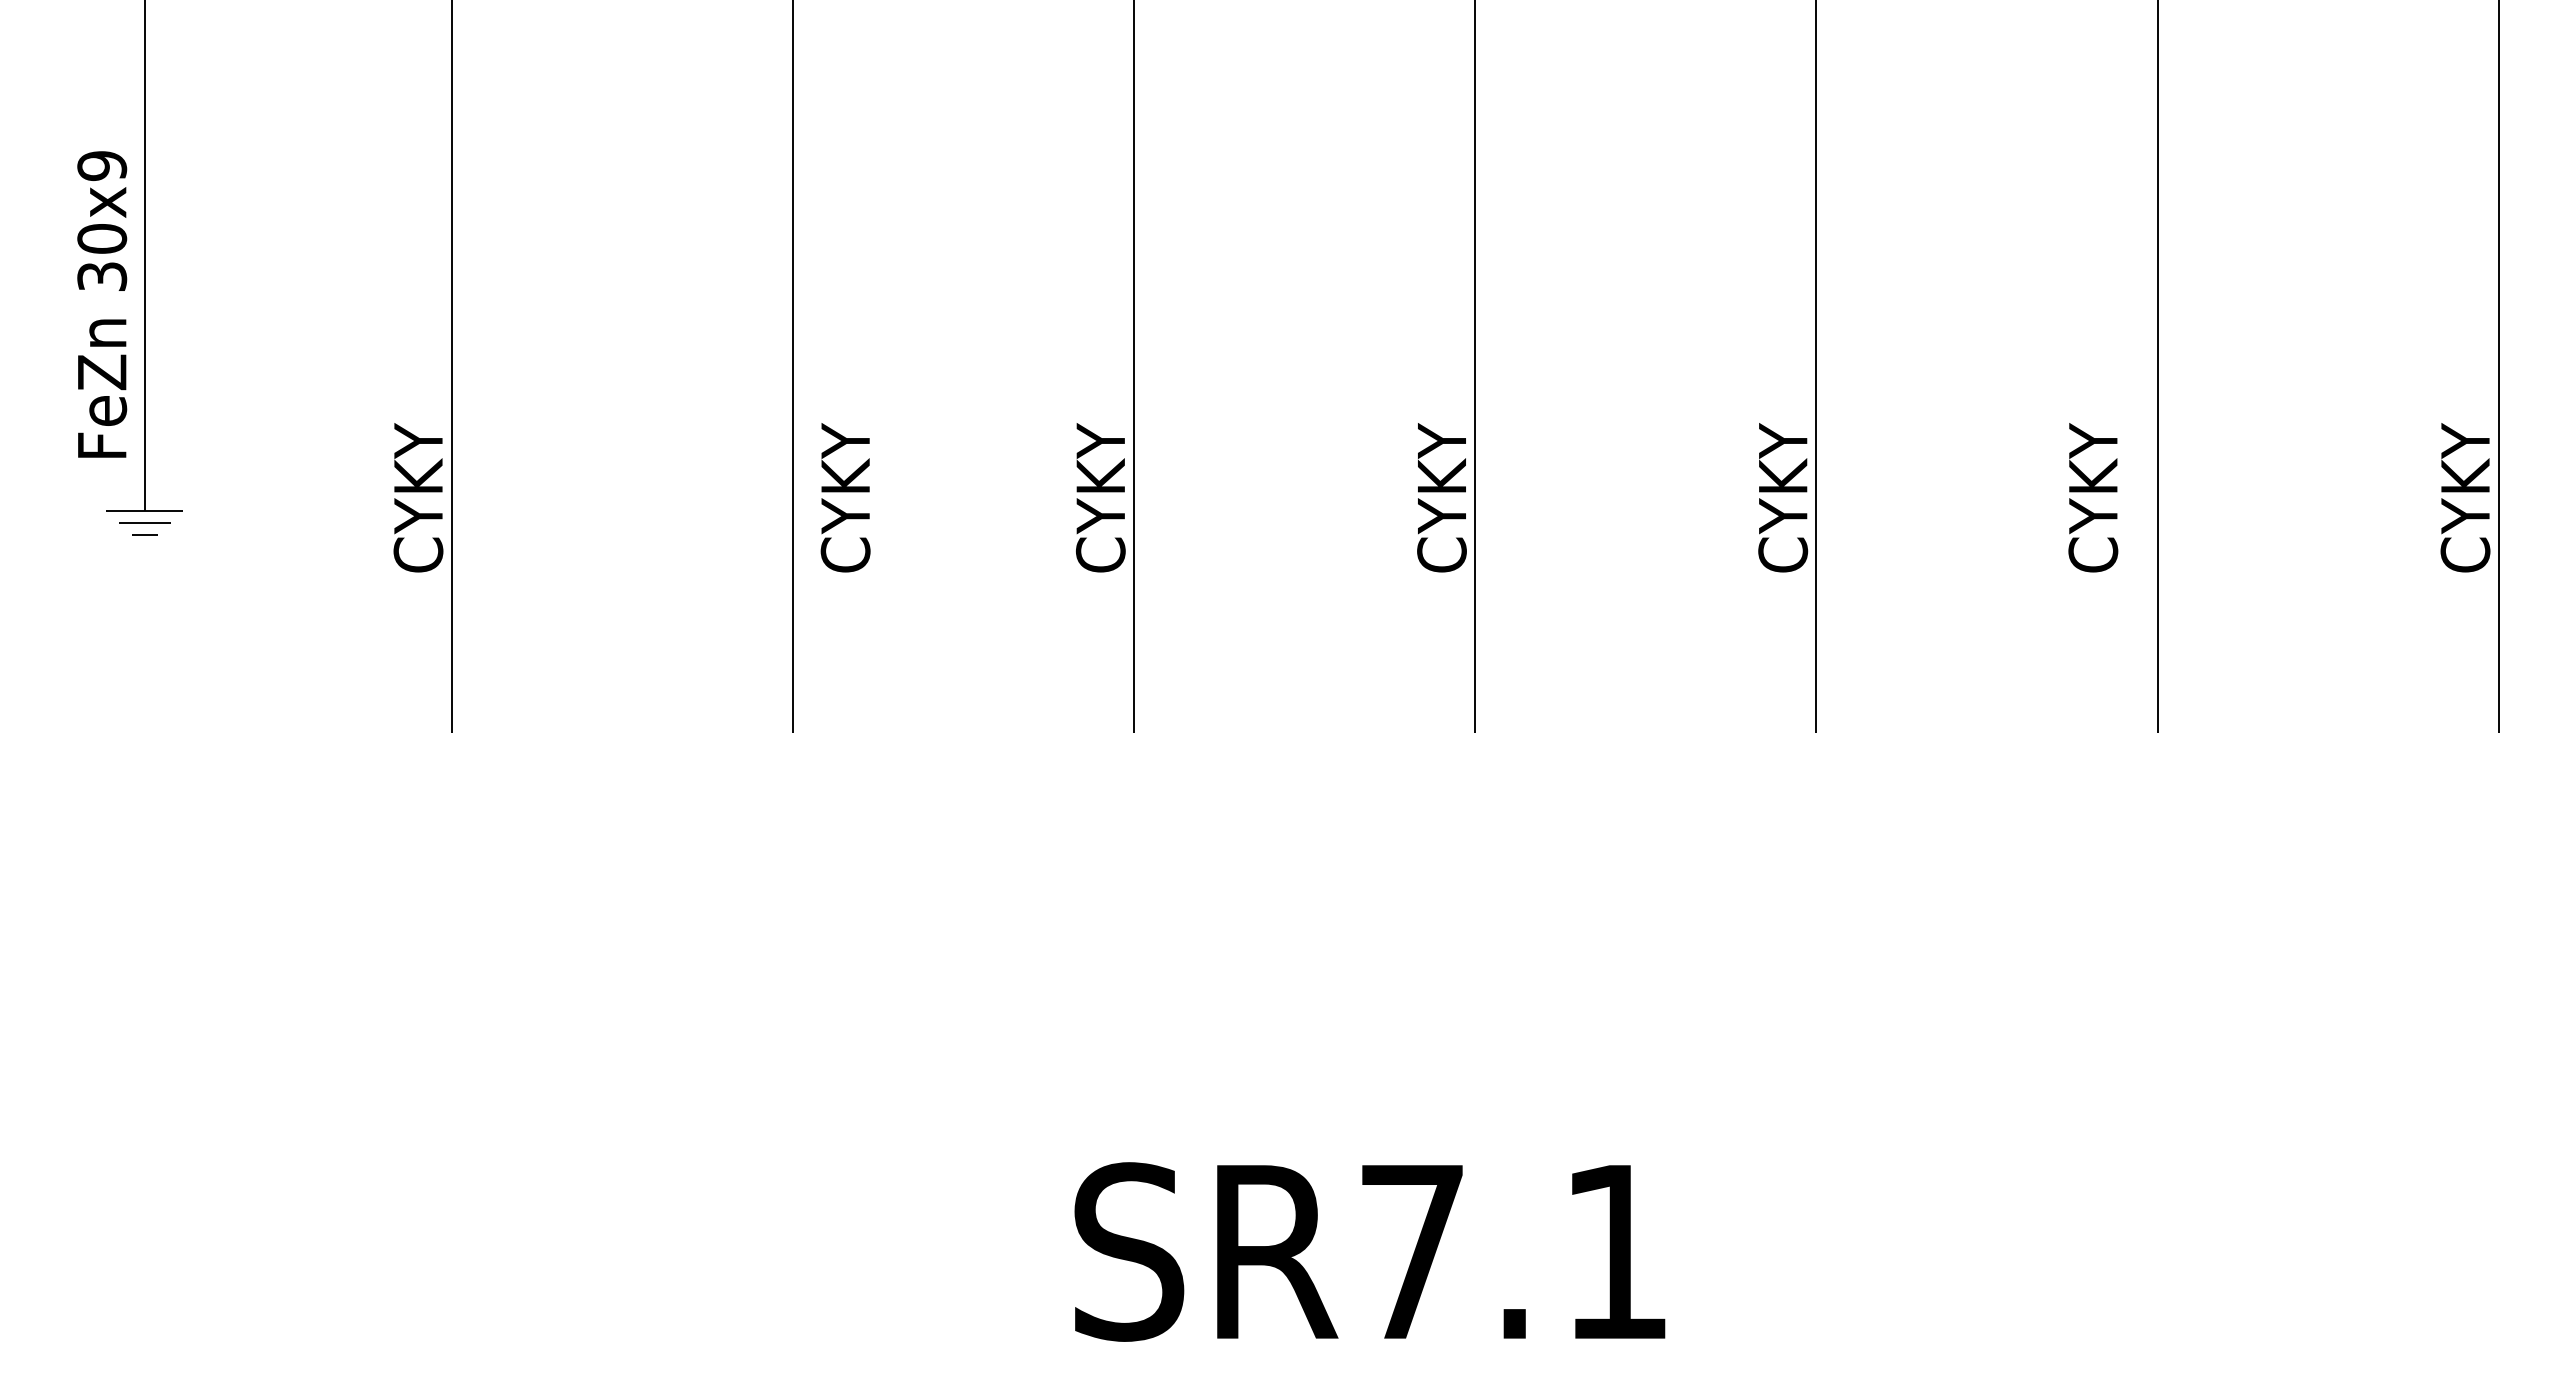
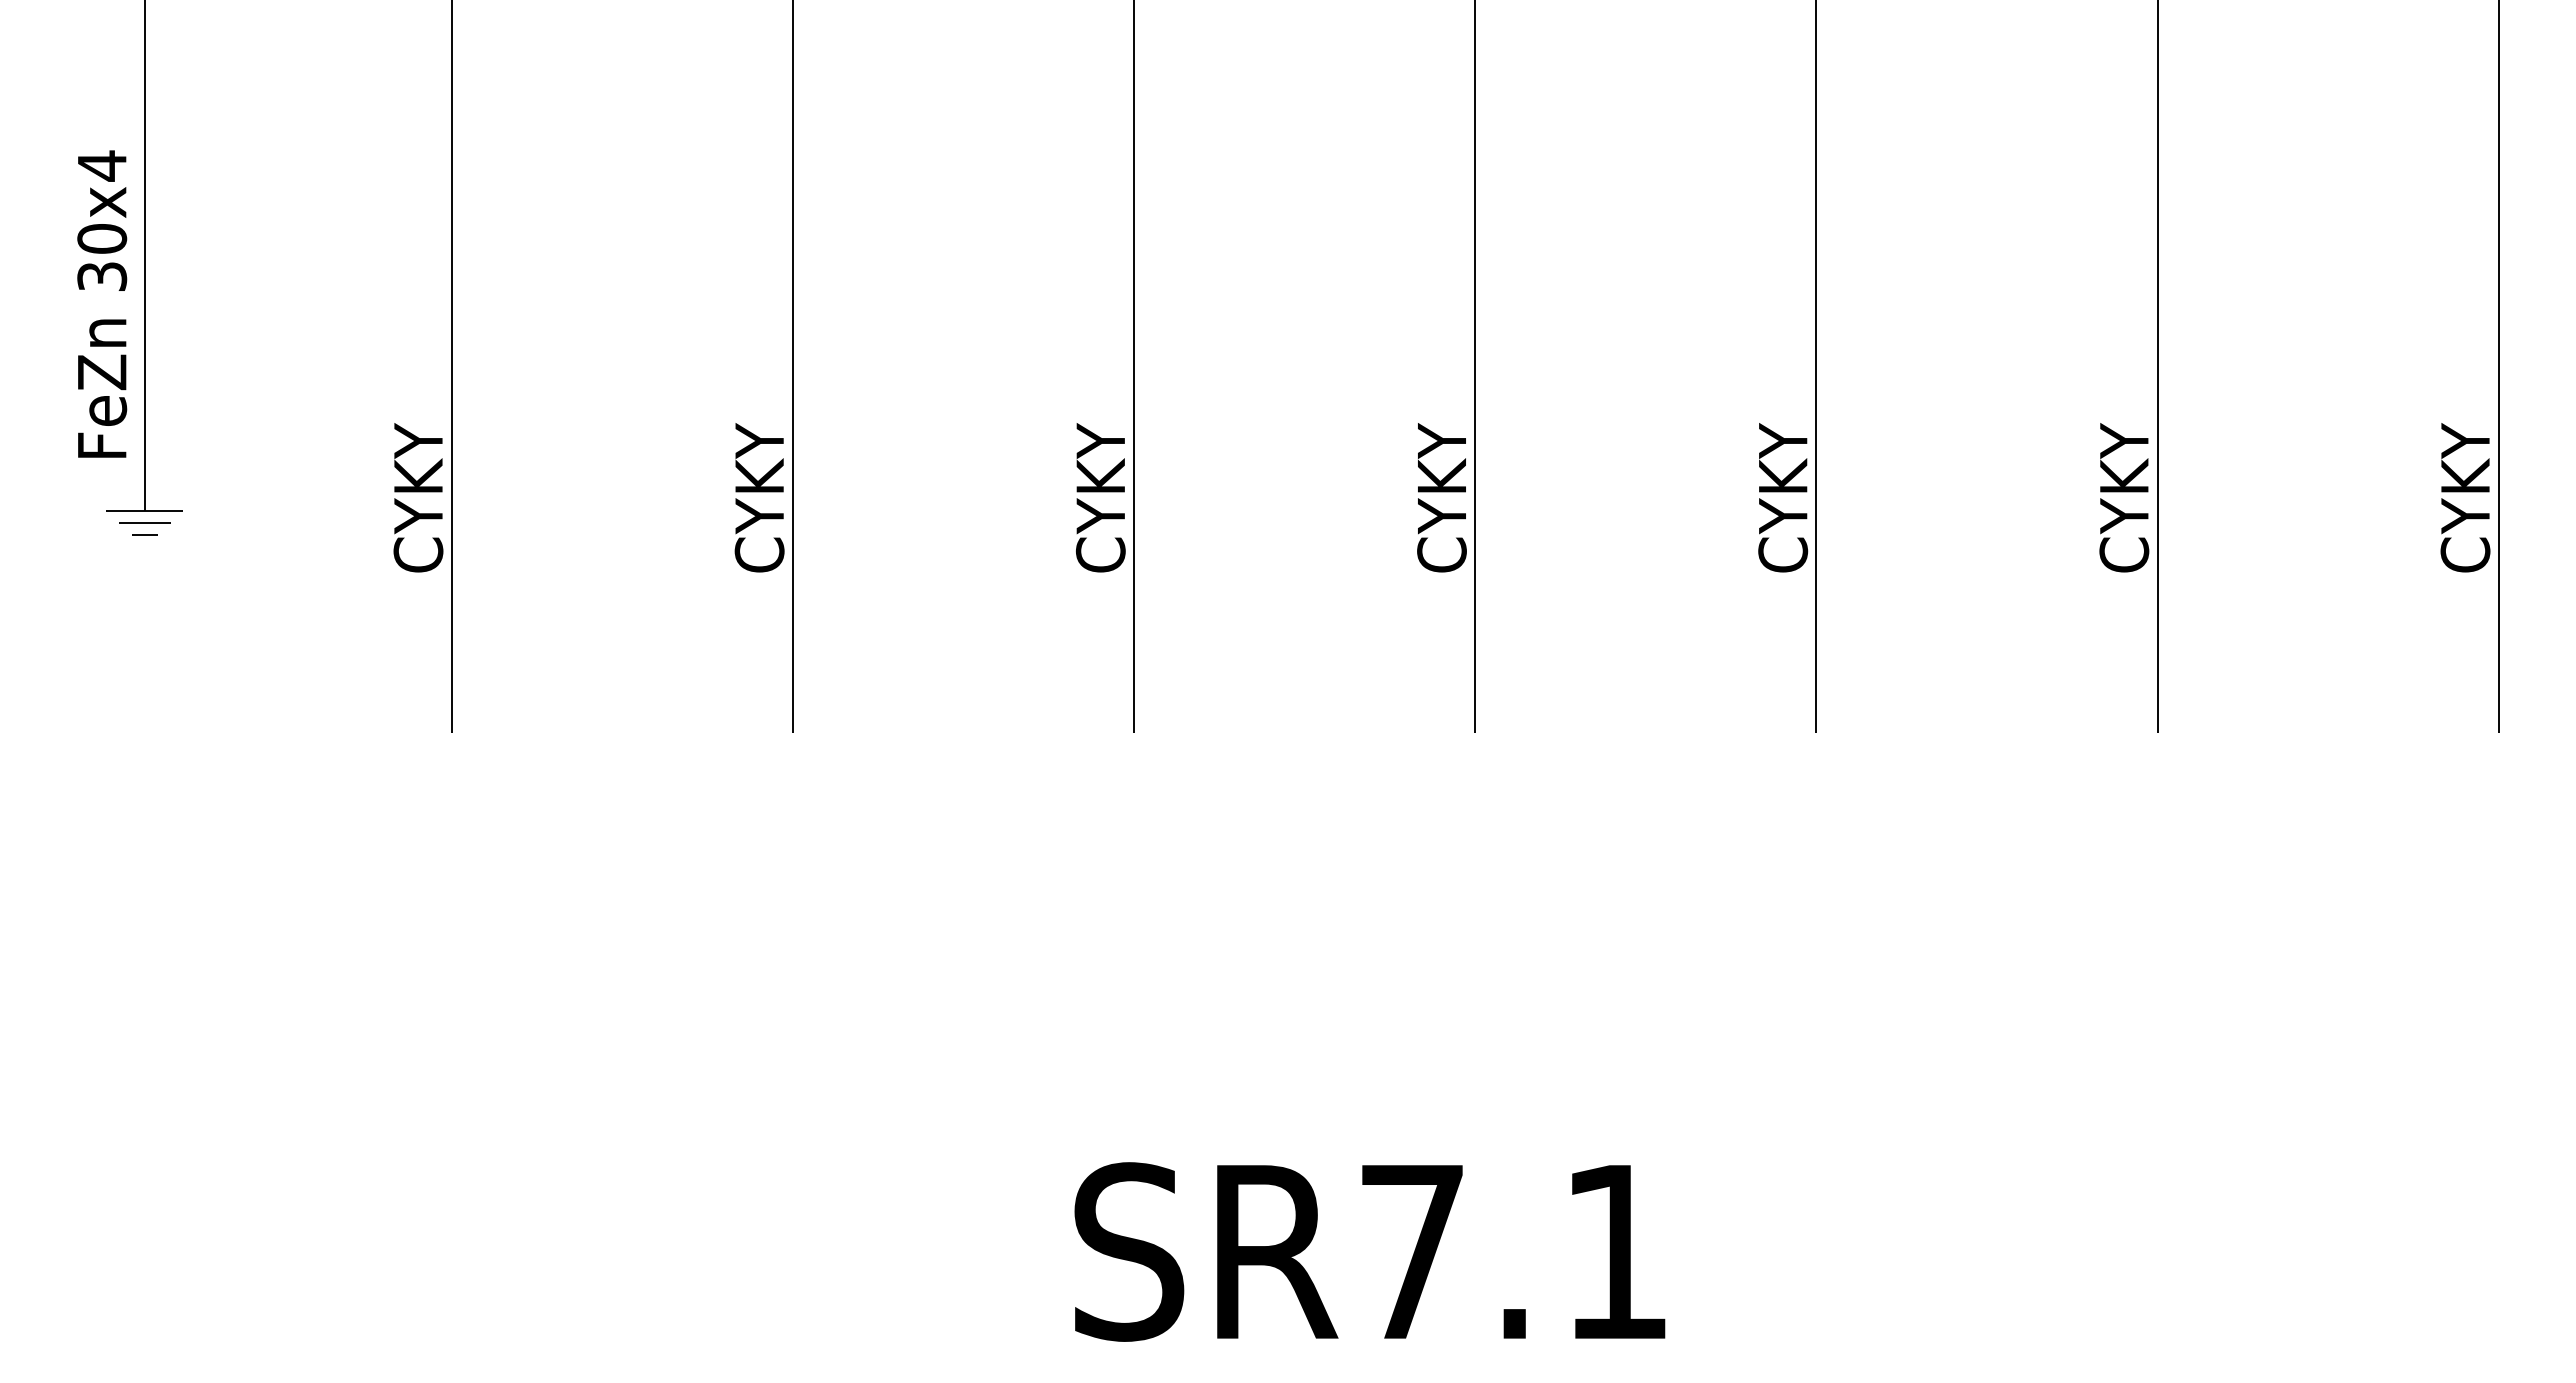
text: 30x9 -> 30x4 (102, 165)
text position: (845, 497) -> (759, 497) (759, 497)
text position: (2093, 497) -> (2124, 497) (2124, 497)
